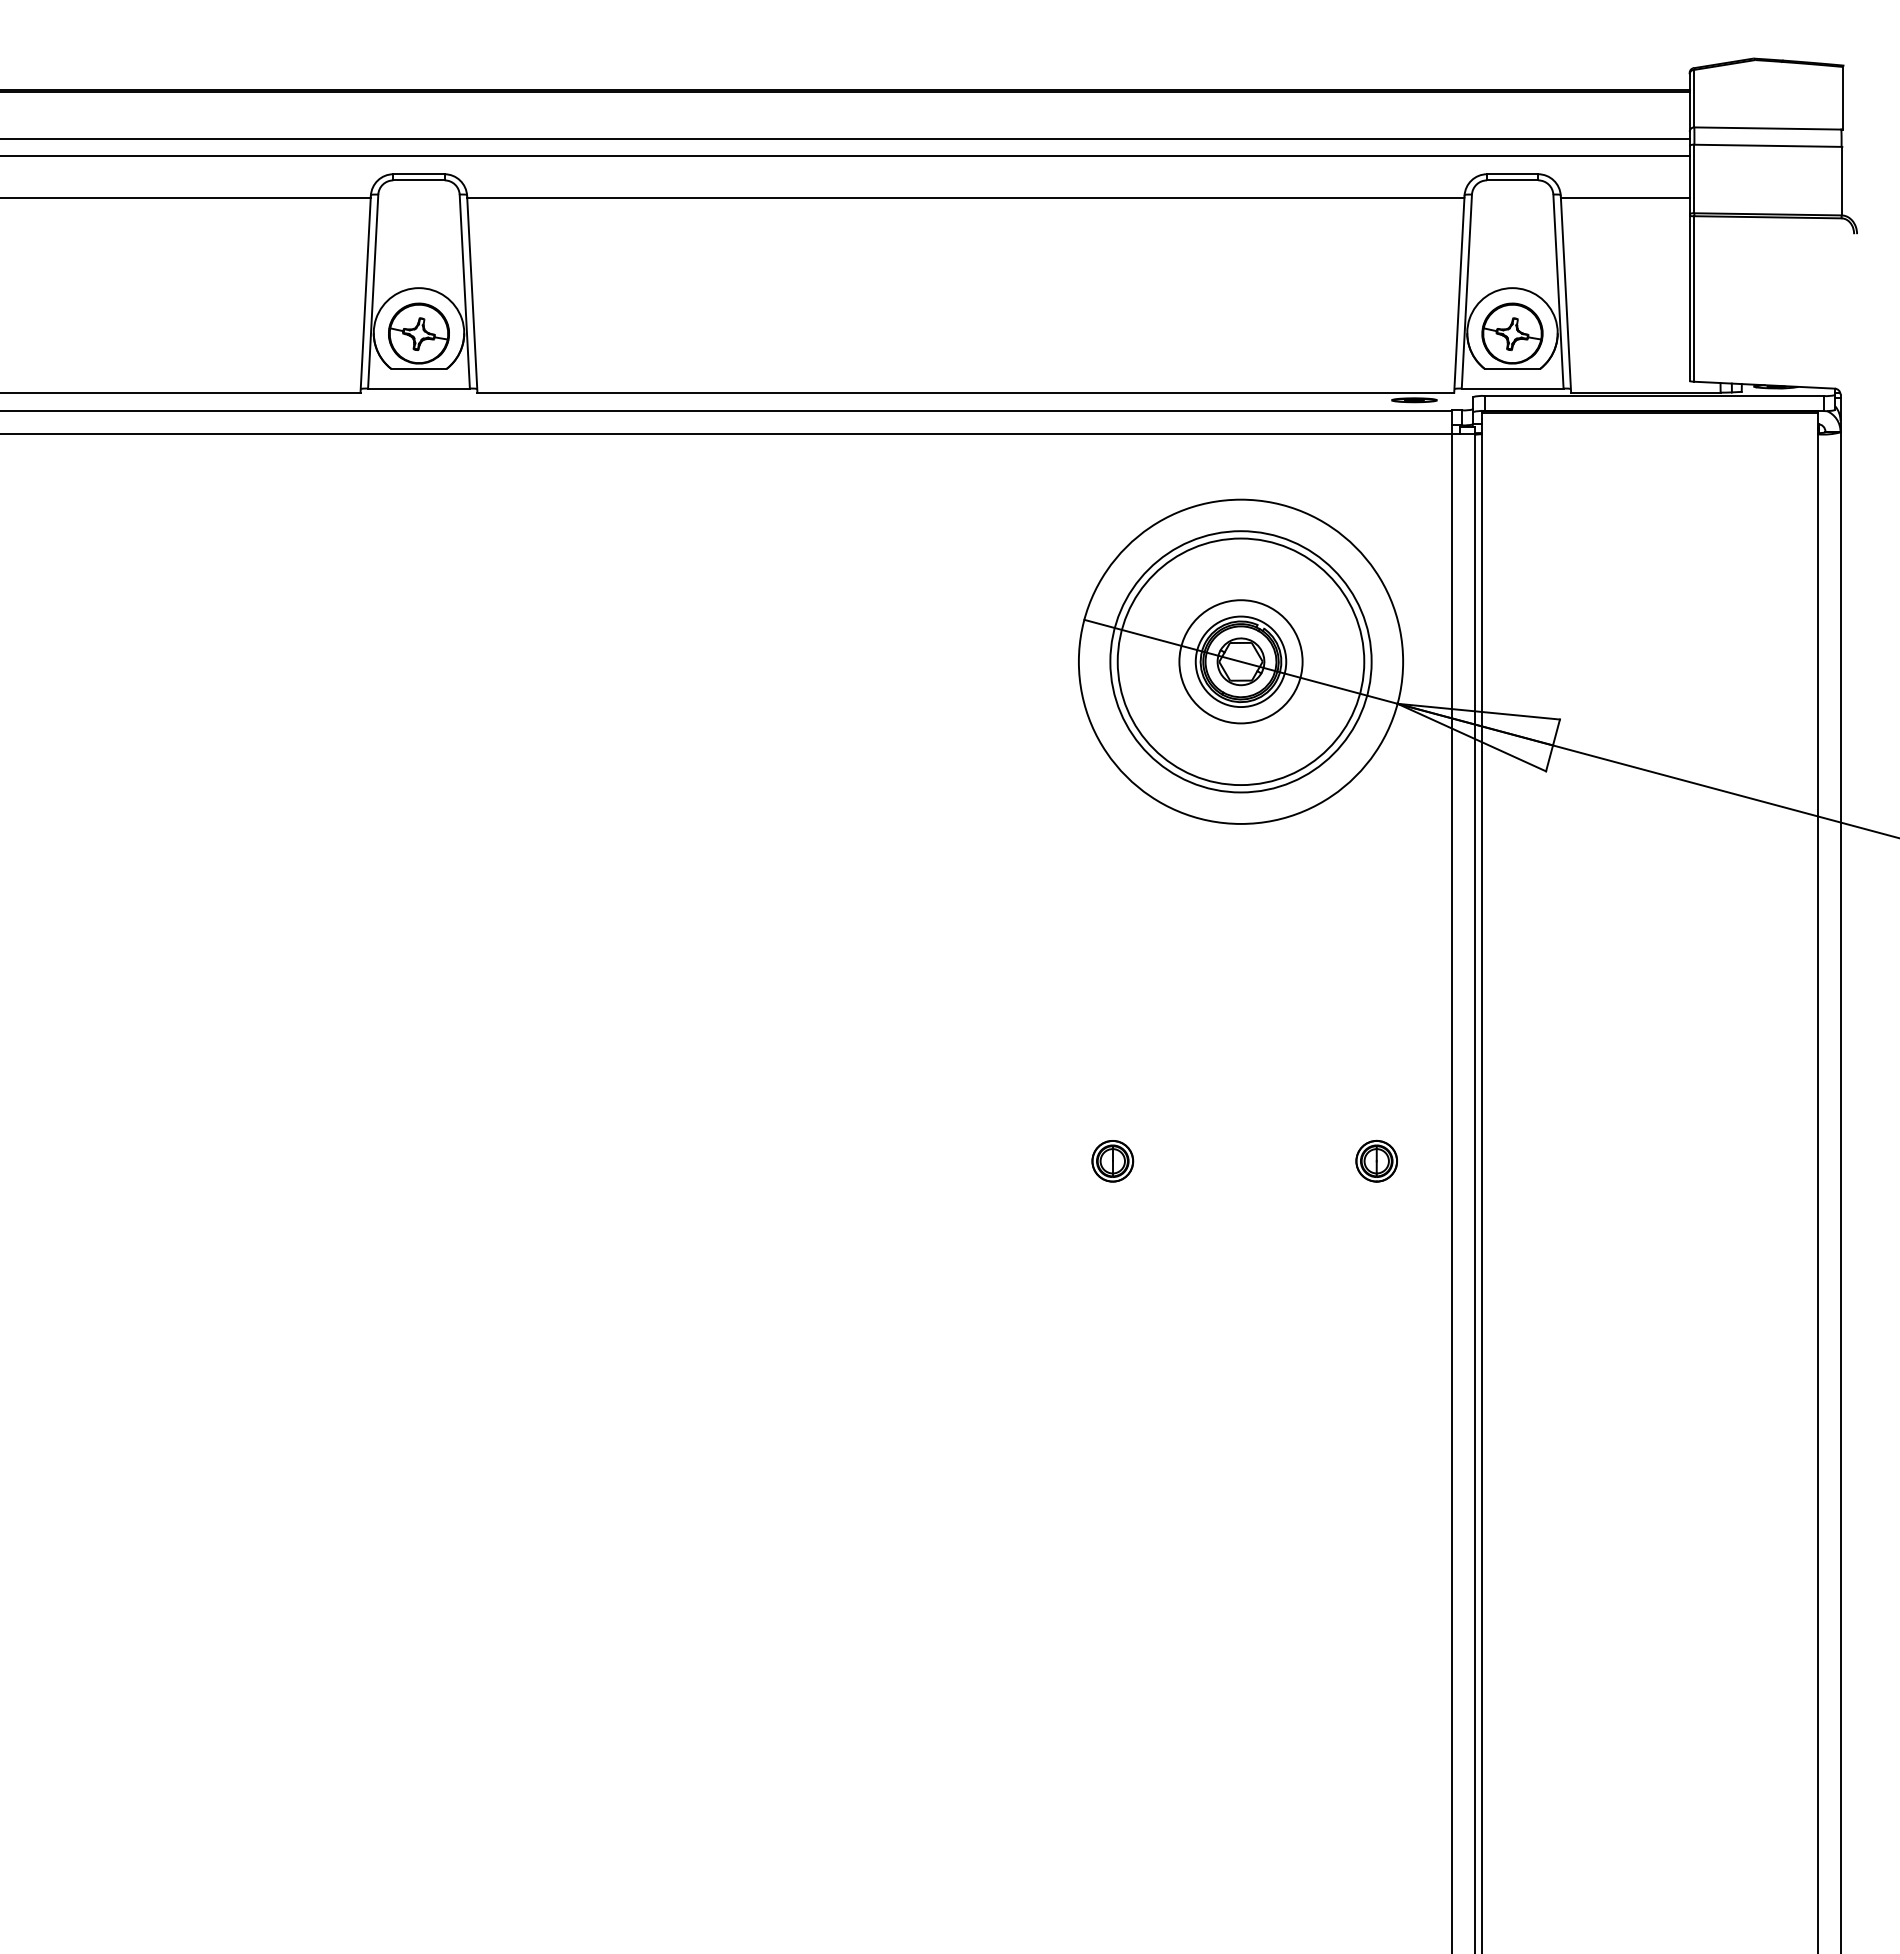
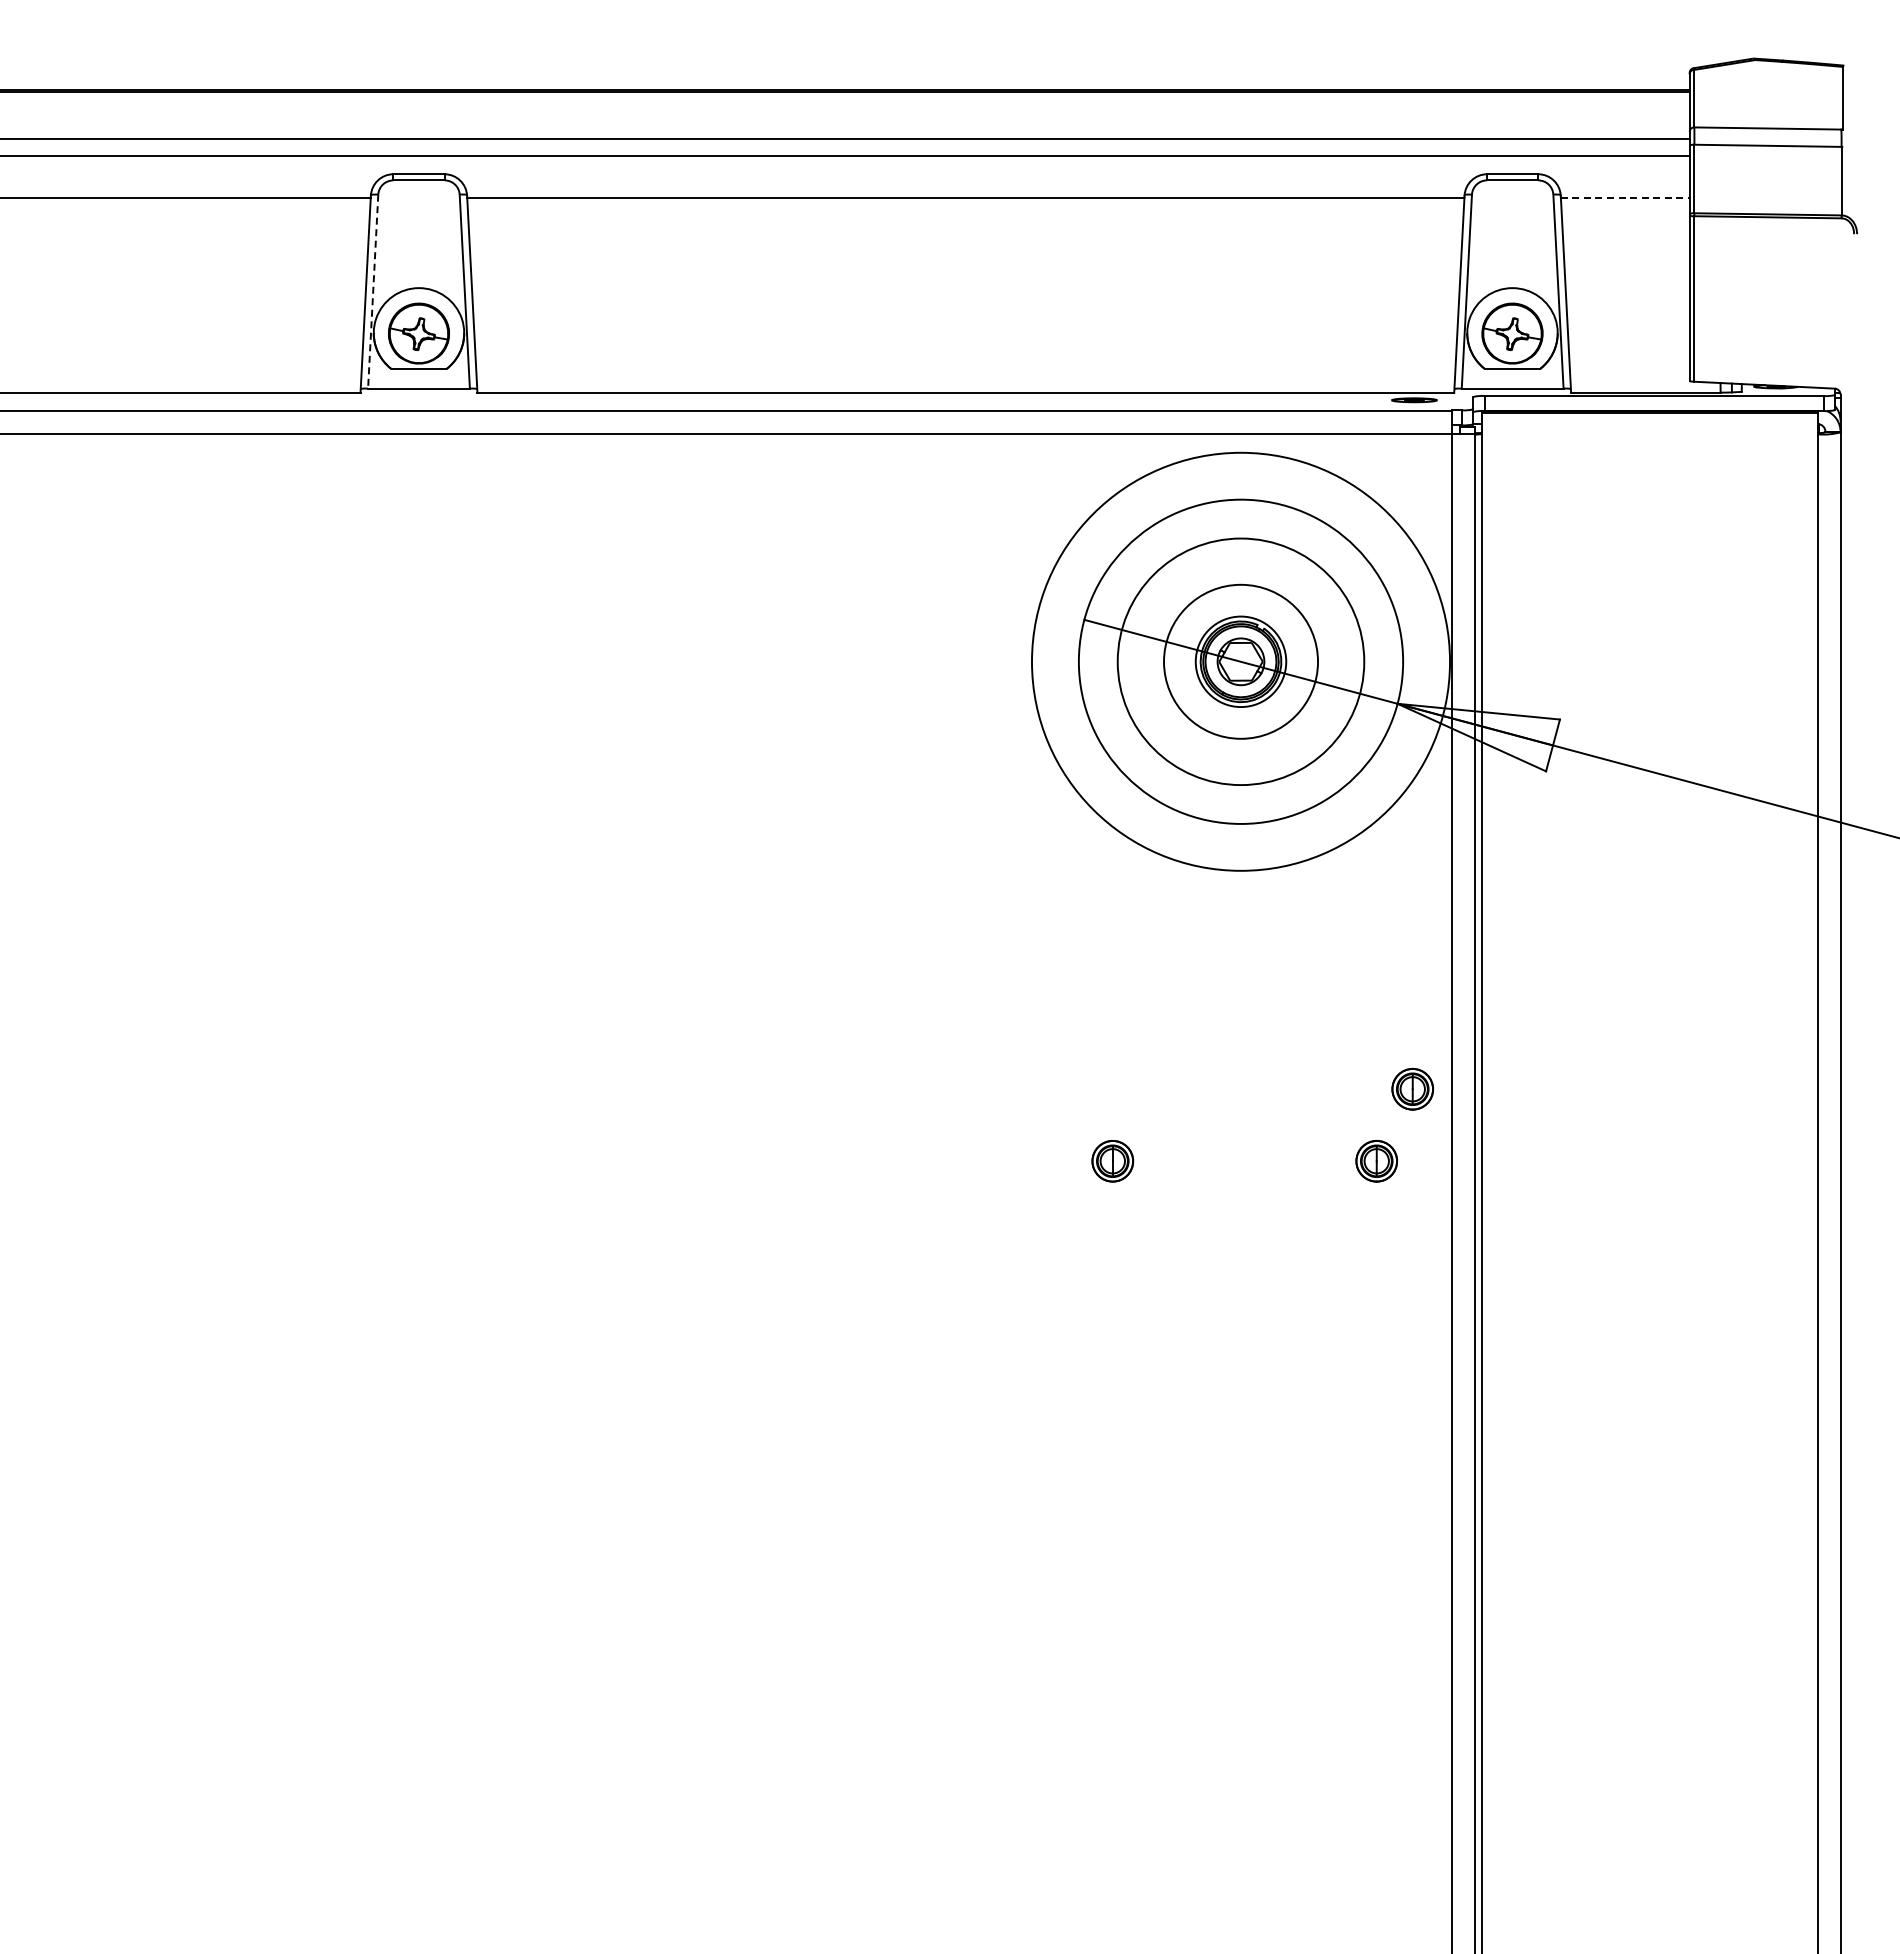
line: solid -> dashed (1625, 197)
line: solid -> dashed (373, 292)
circle diameter: 123 px -> 154 px (1241, 661)
circle diameter: 261 px -> 418 px (1240, 661)
part: none -> present (1412, 1088)
